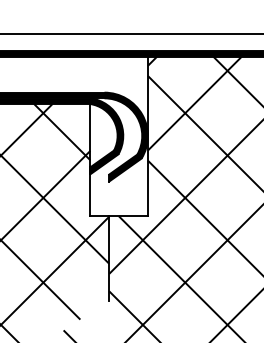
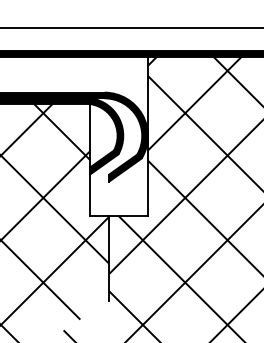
line position: (131, 33) -> (131, 27) (131, 27)
